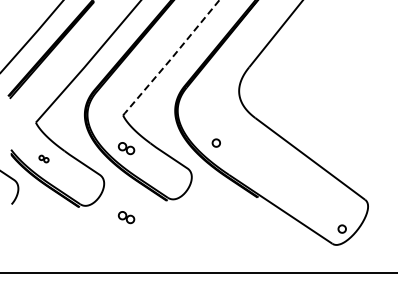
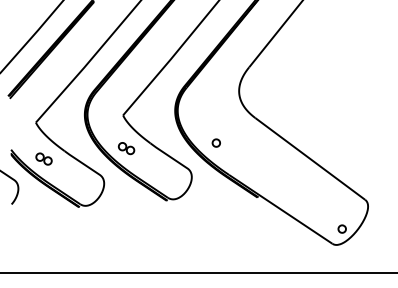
line: dashed -> solid (171, 58)
part size: 12x10 px -> 18x14 px (43, 158)
part: present -> none (126, 217)
